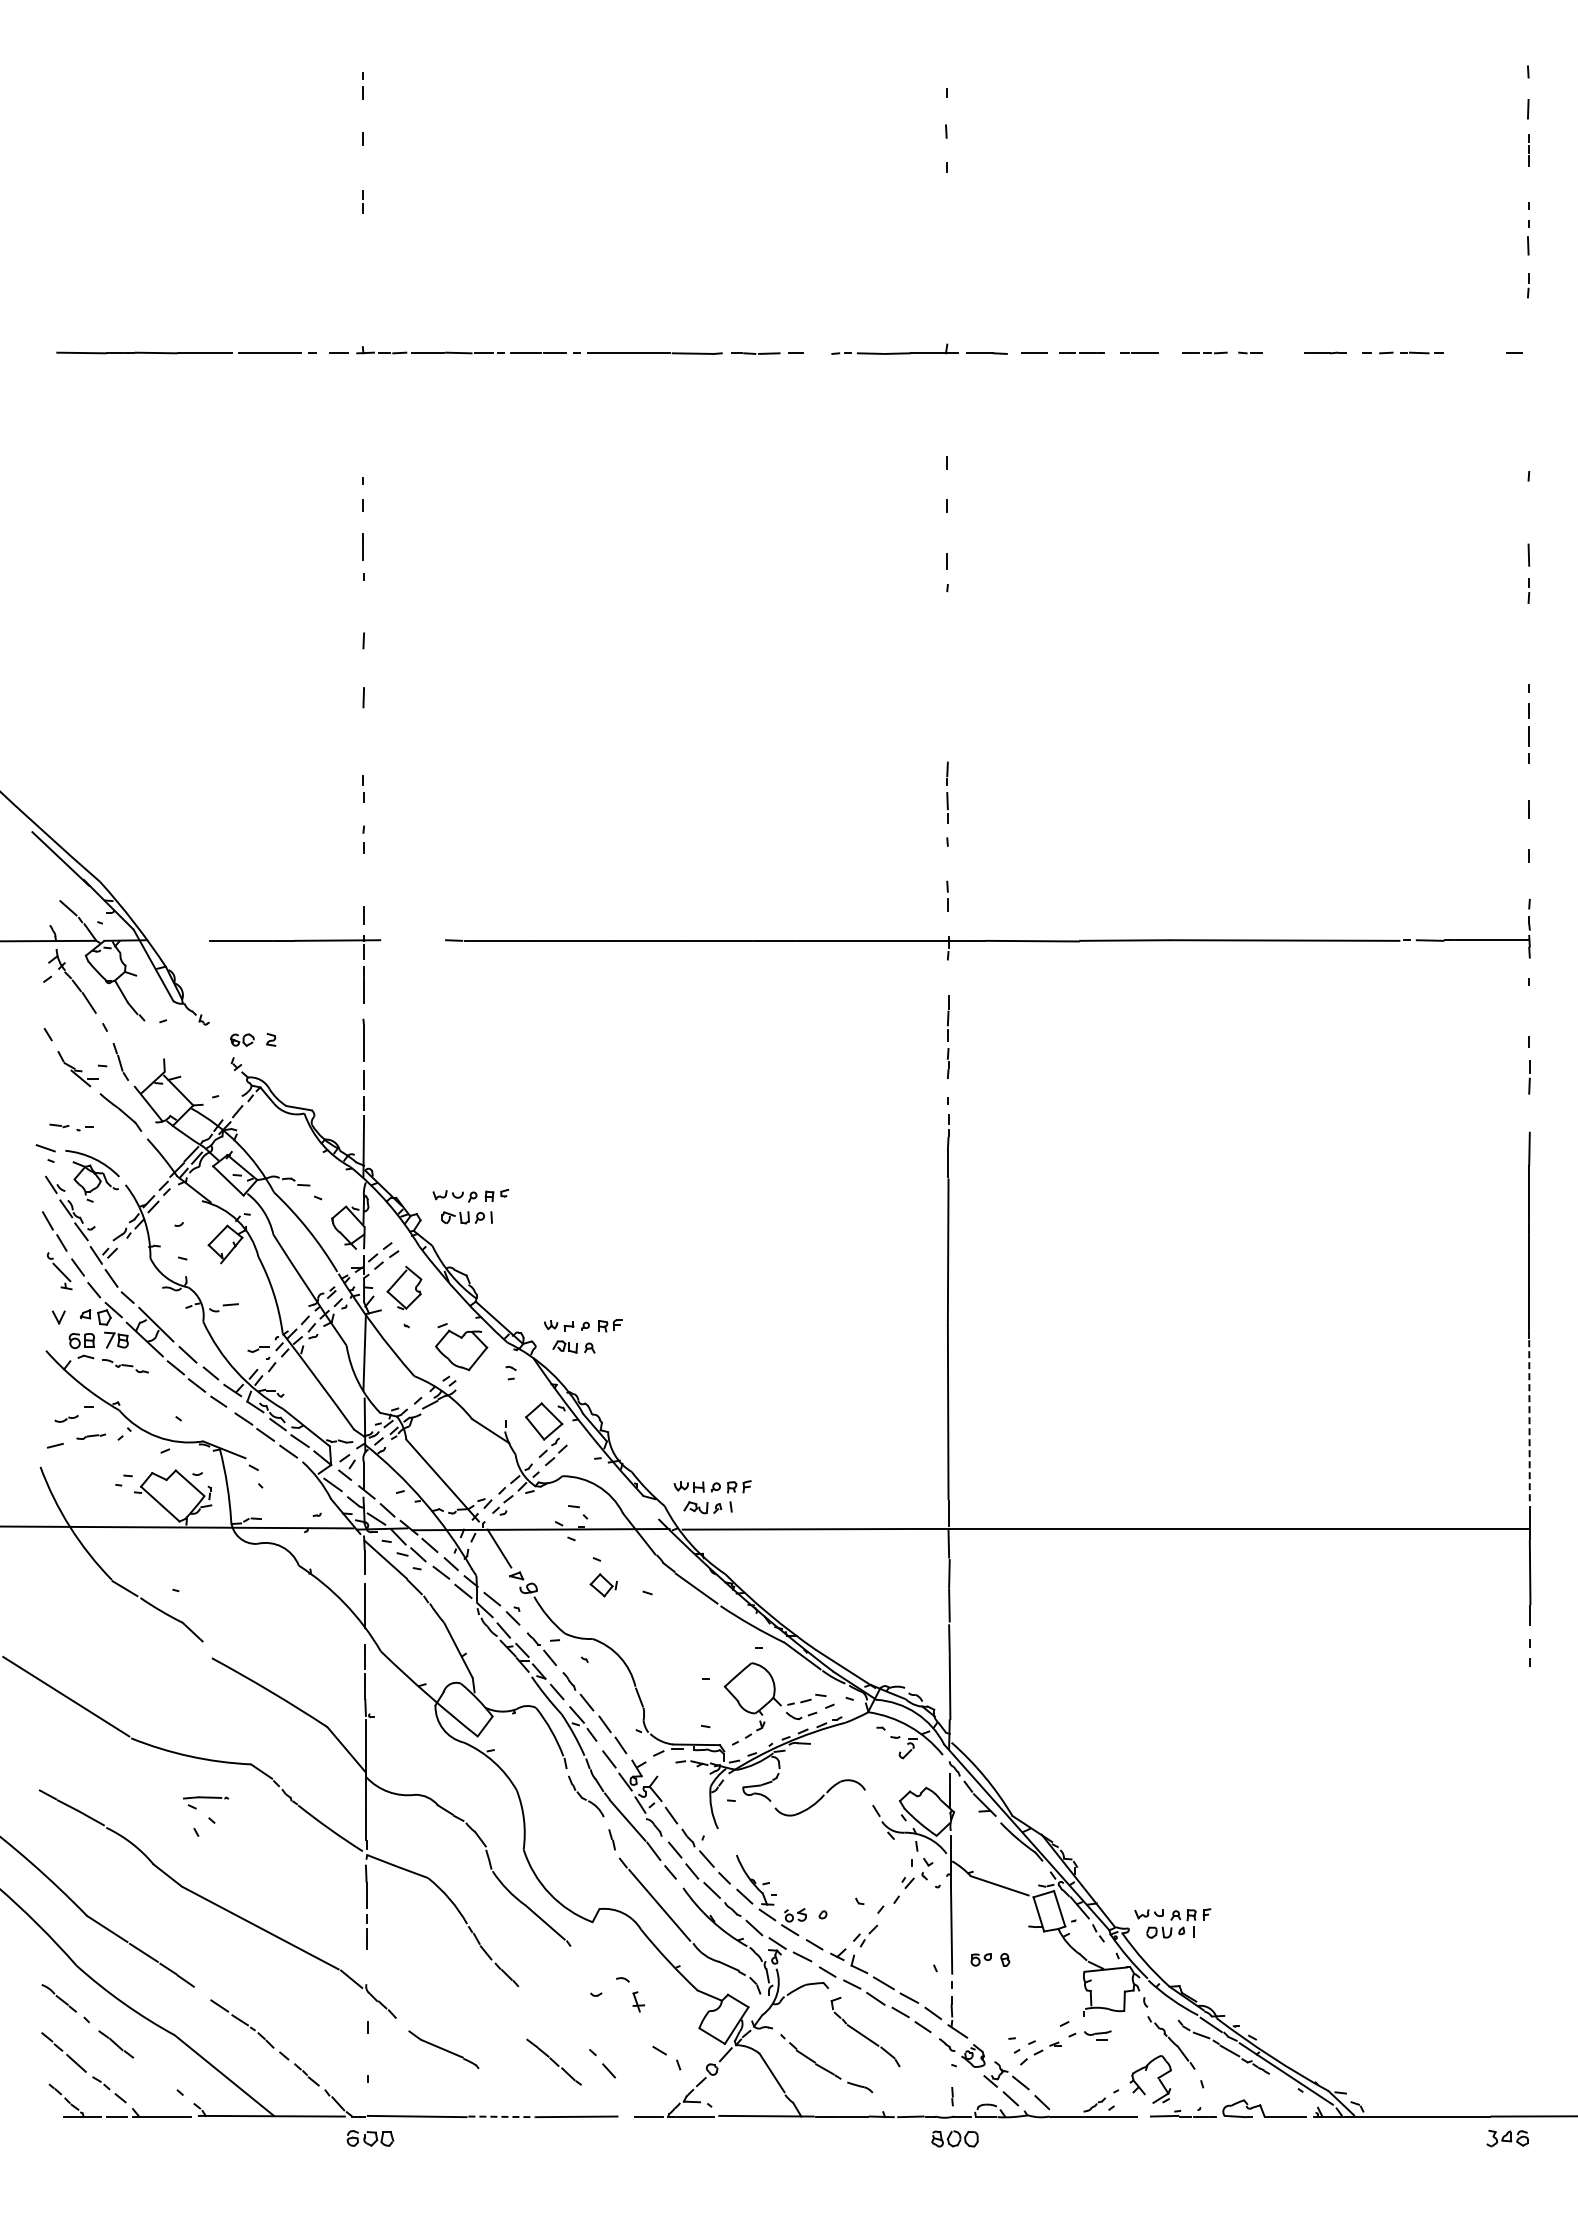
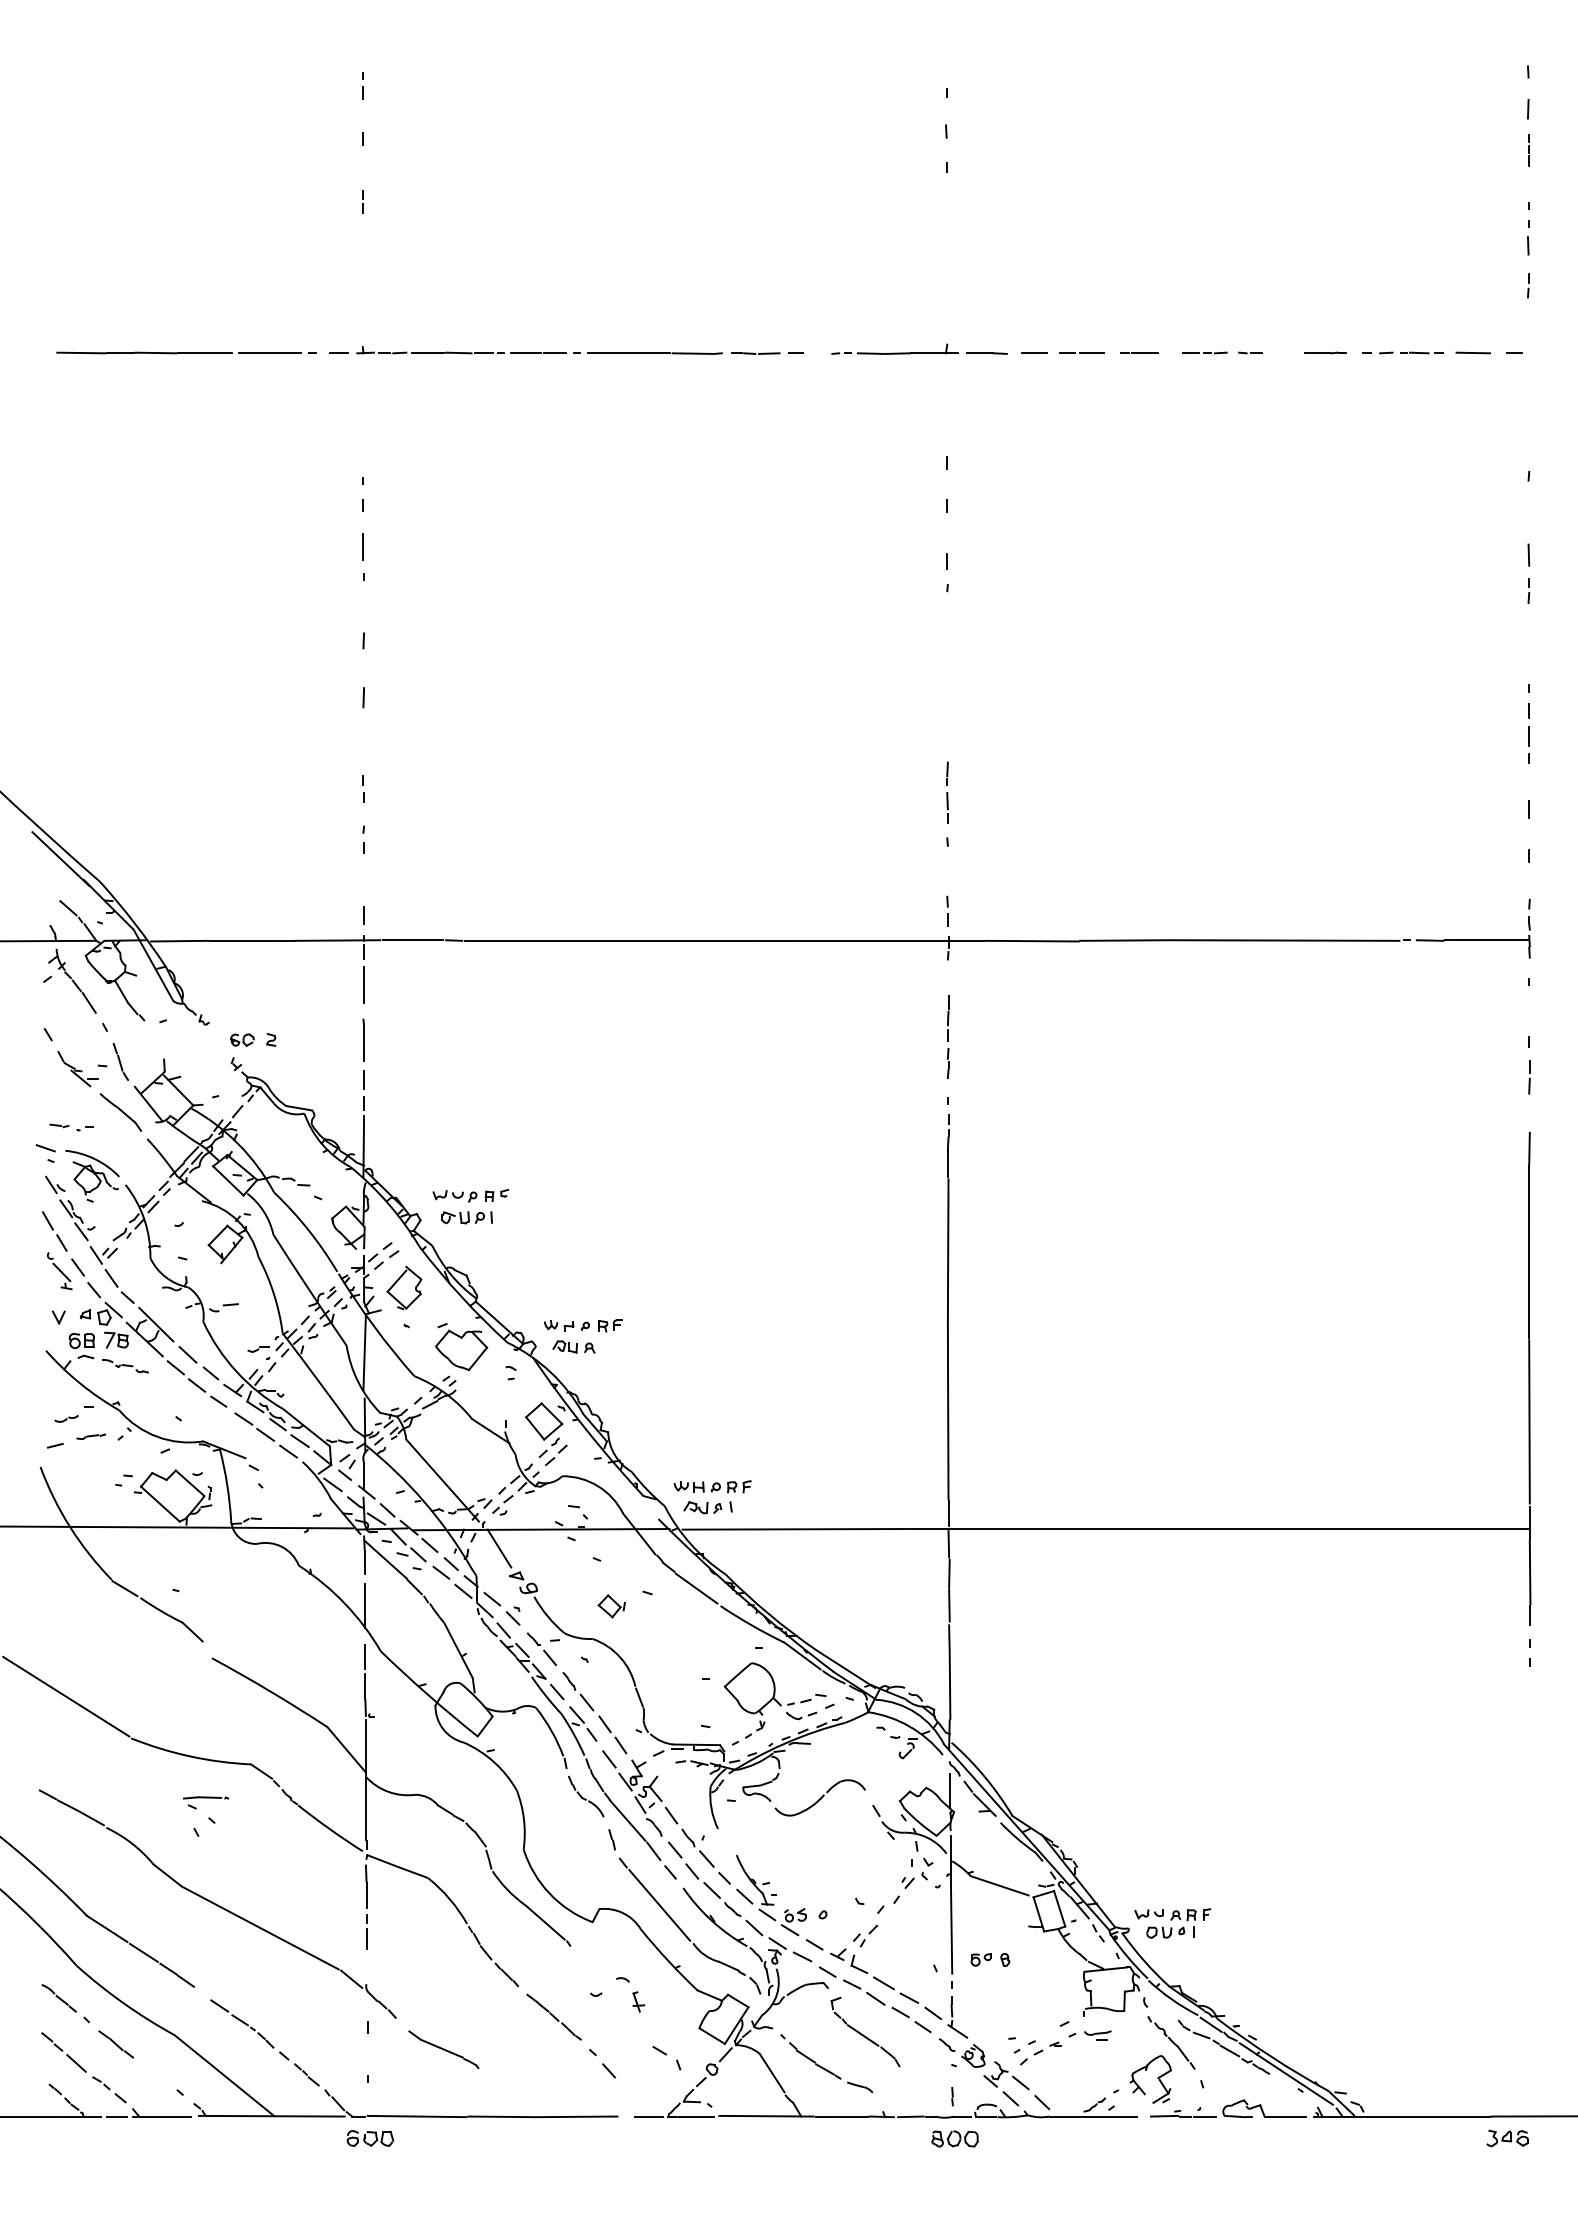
line: none -> present (1472, 352)
line position: (947, 892) -> (947, 907) (947, 907)
line: none -> present (179, 940)
line: none -> present (412, 940)
line: dashed -> solid (1529, 1421)
part position: (603, 1585) -> (611, 1606) (611, 1606)
part position: (553, 2061) -> (553, 2016) (553, 2016)
line: none -> present (31, 2116)
line: dashed -> solid (502, 2116)
